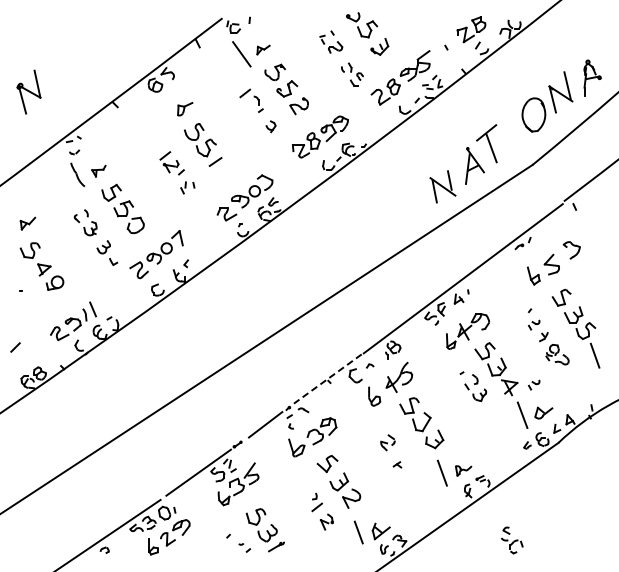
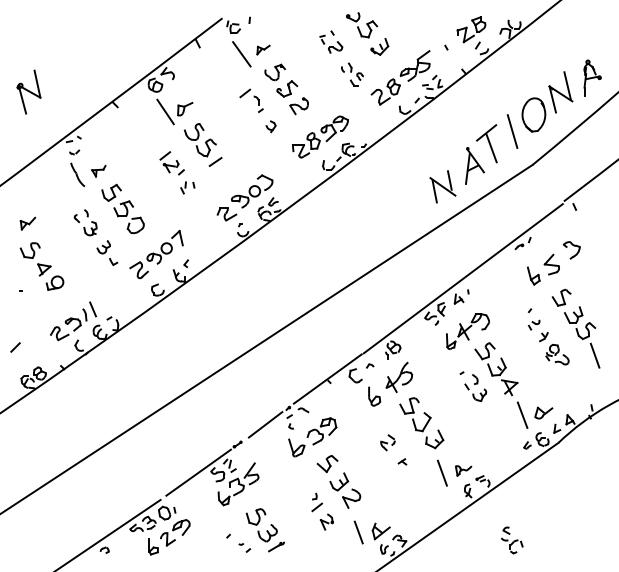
line: none -> present (165, 111)
line: none -> present (512, 131)
line: dashed -> solid (327, 379)
part: present -> none (533, 384)
part position: (397, 464) -> (402, 461) (402, 461)
